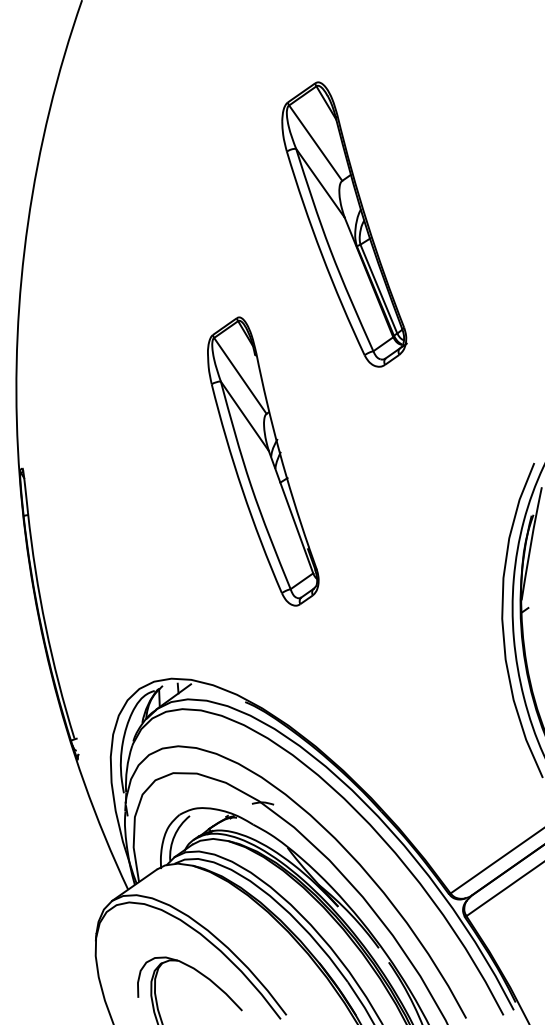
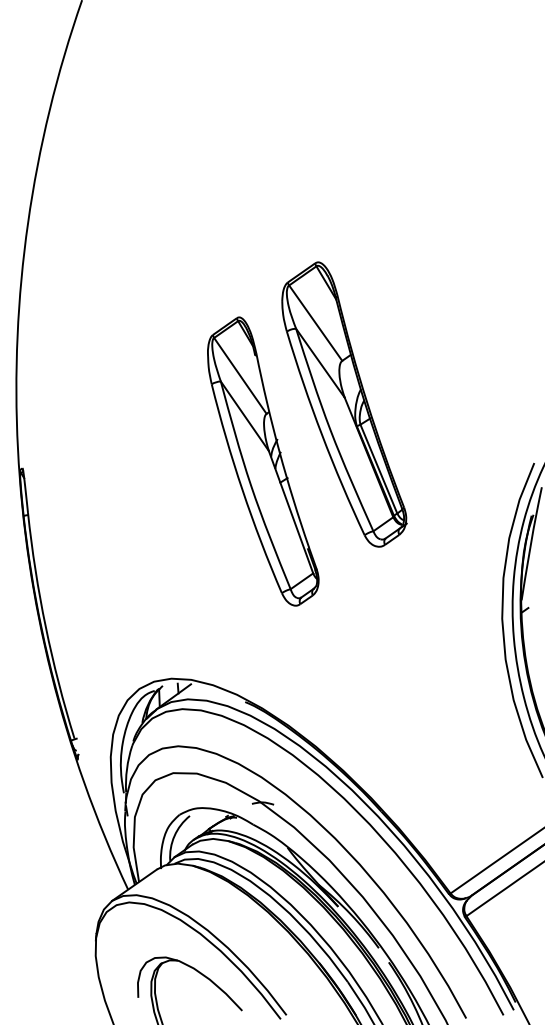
part position: (344, 224) -> (344, 404) (344, 404)
